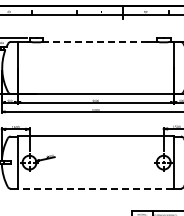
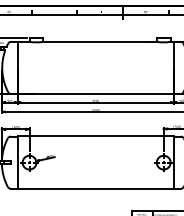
line: dashed -> solid (94, 41)
line: dashed -> solid (95, 188)
